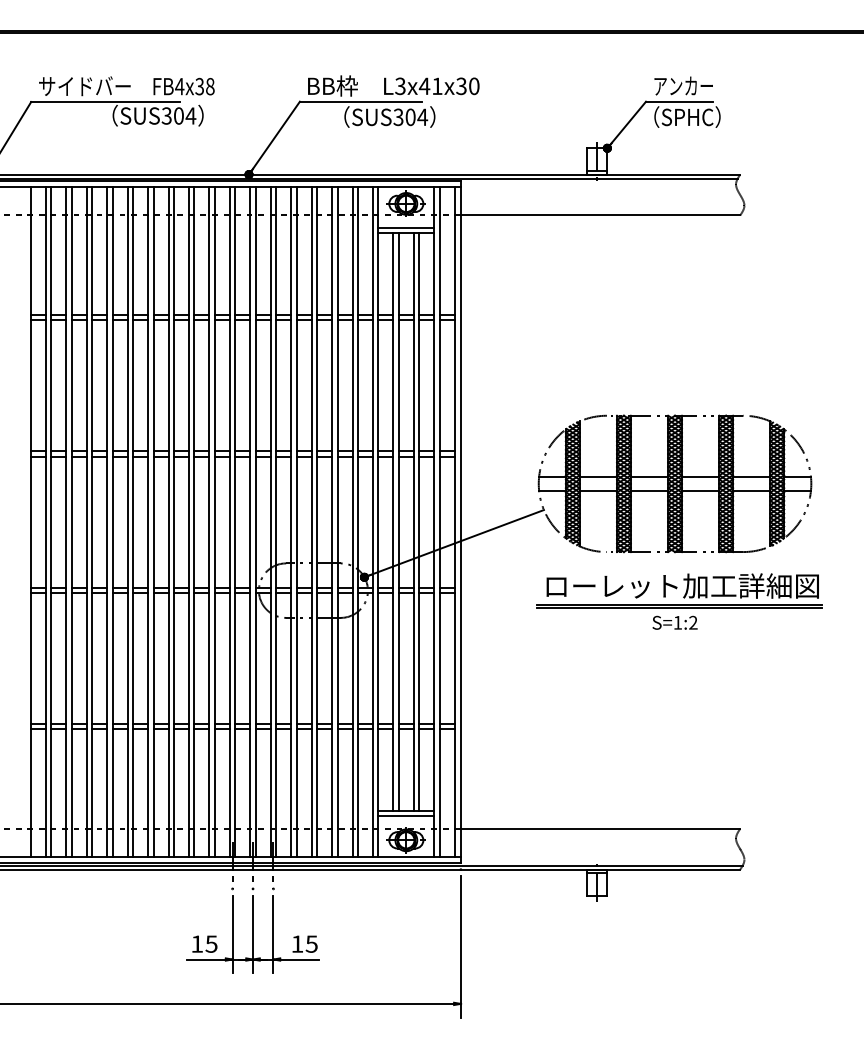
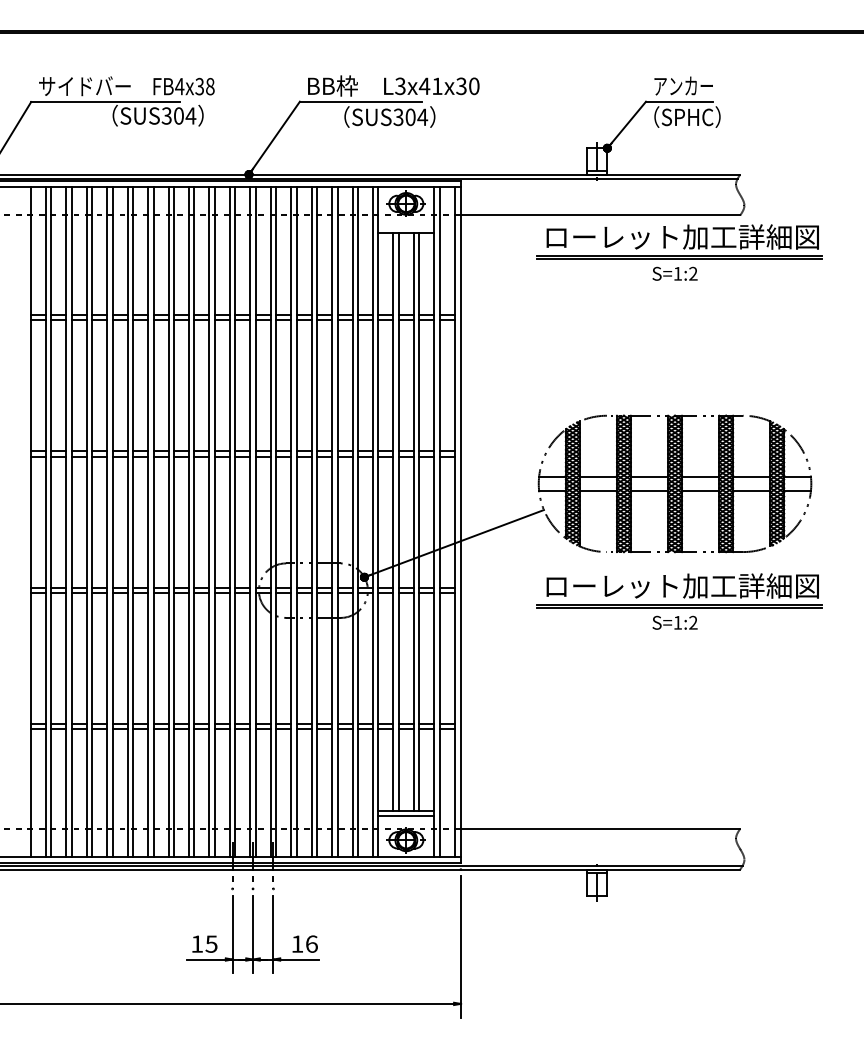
line: present -> none (406, 227)
part: none -> present (679, 252)
text: 15 -> 16 (311, 943)
